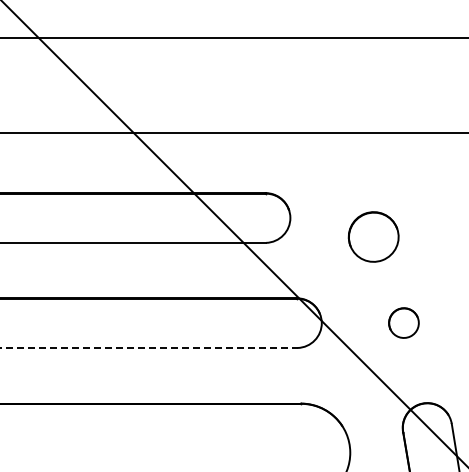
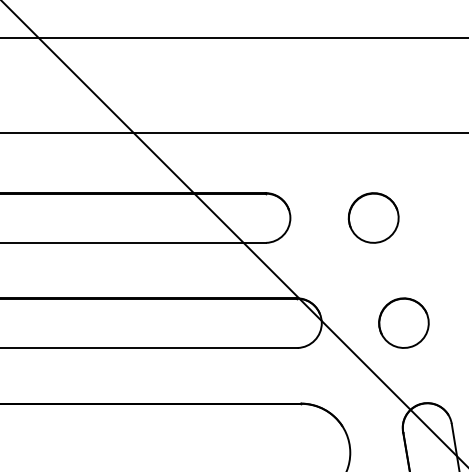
part position: (373, 236) -> (373, 217) (373, 217)
part size: 32x32 px -> 52x52 px (403, 322)
line: dashed -> solid (149, 347)
